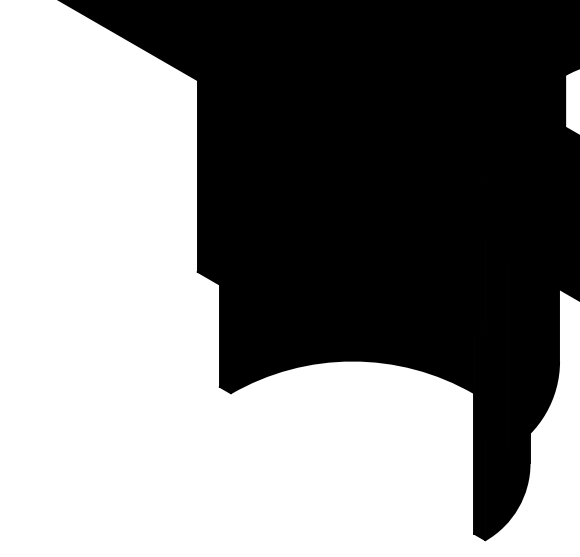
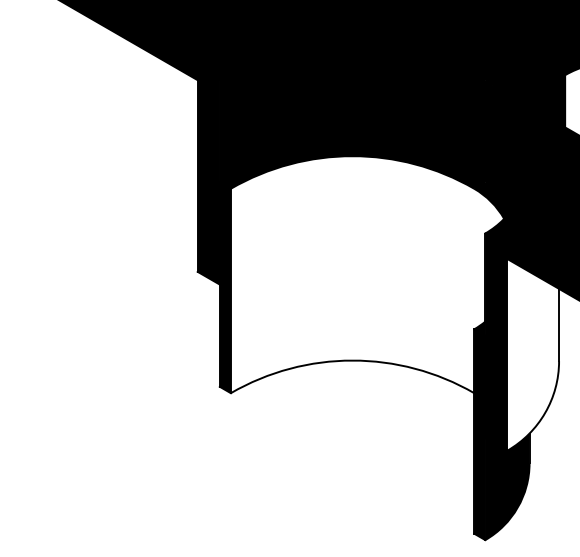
fill: present -> none (367, 274)
fill: present -> none (533, 354)
